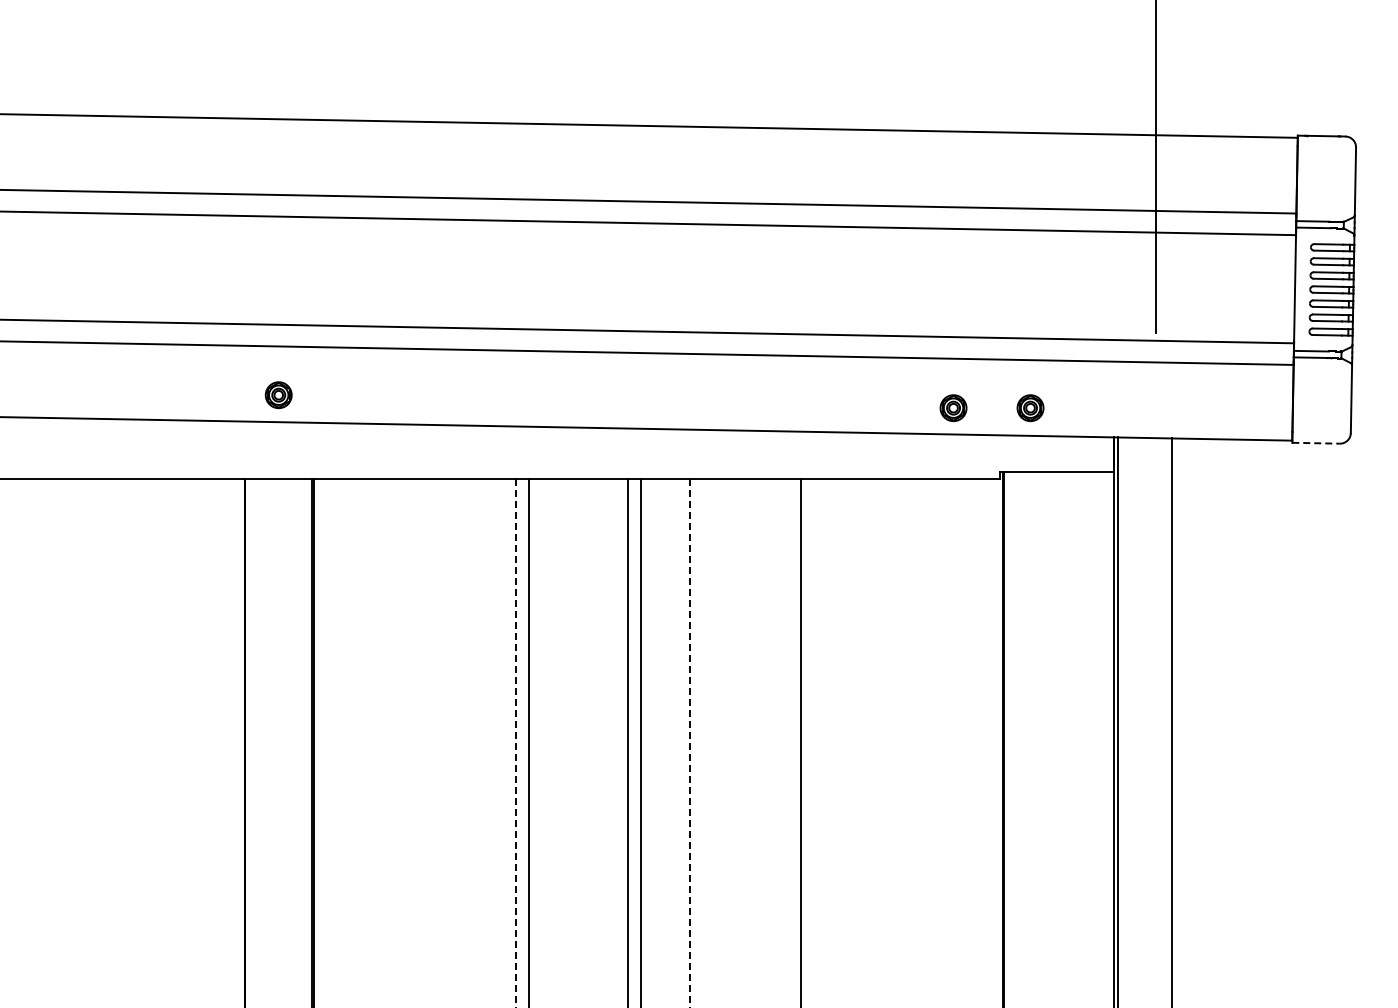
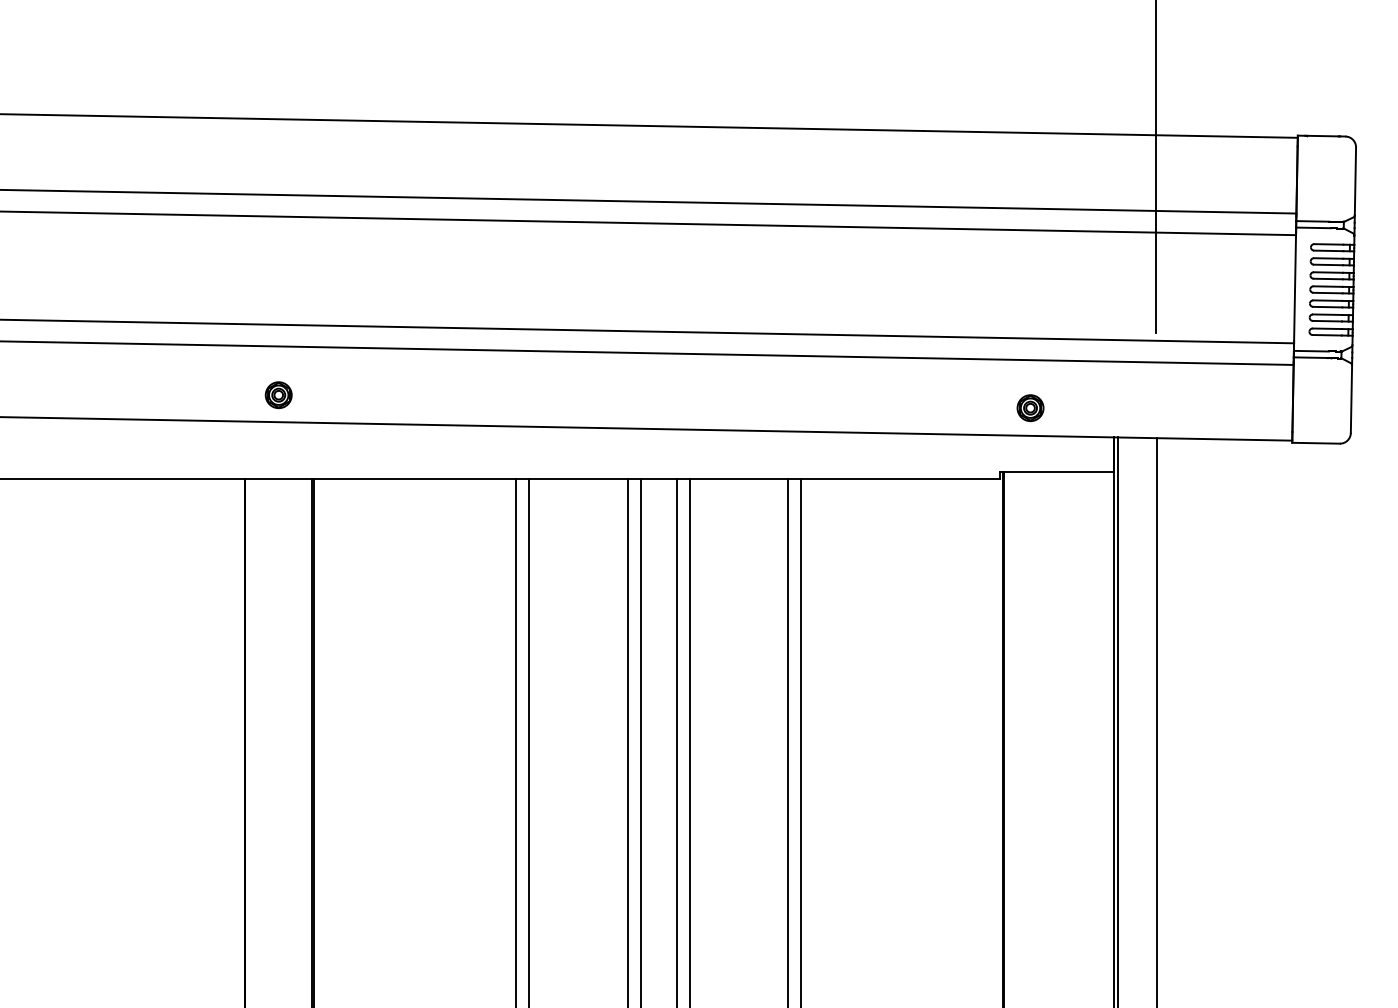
part: present -> none (953, 408)
line: dashed -> solid (1316, 443)
line position: (1172, 721) -> (1157, 721) (1157, 721)
line: none -> present (676, 741)
line: none -> present (788, 741)
line: dashed -> solid (516, 743)
line: dashed -> solid (689, 743)
